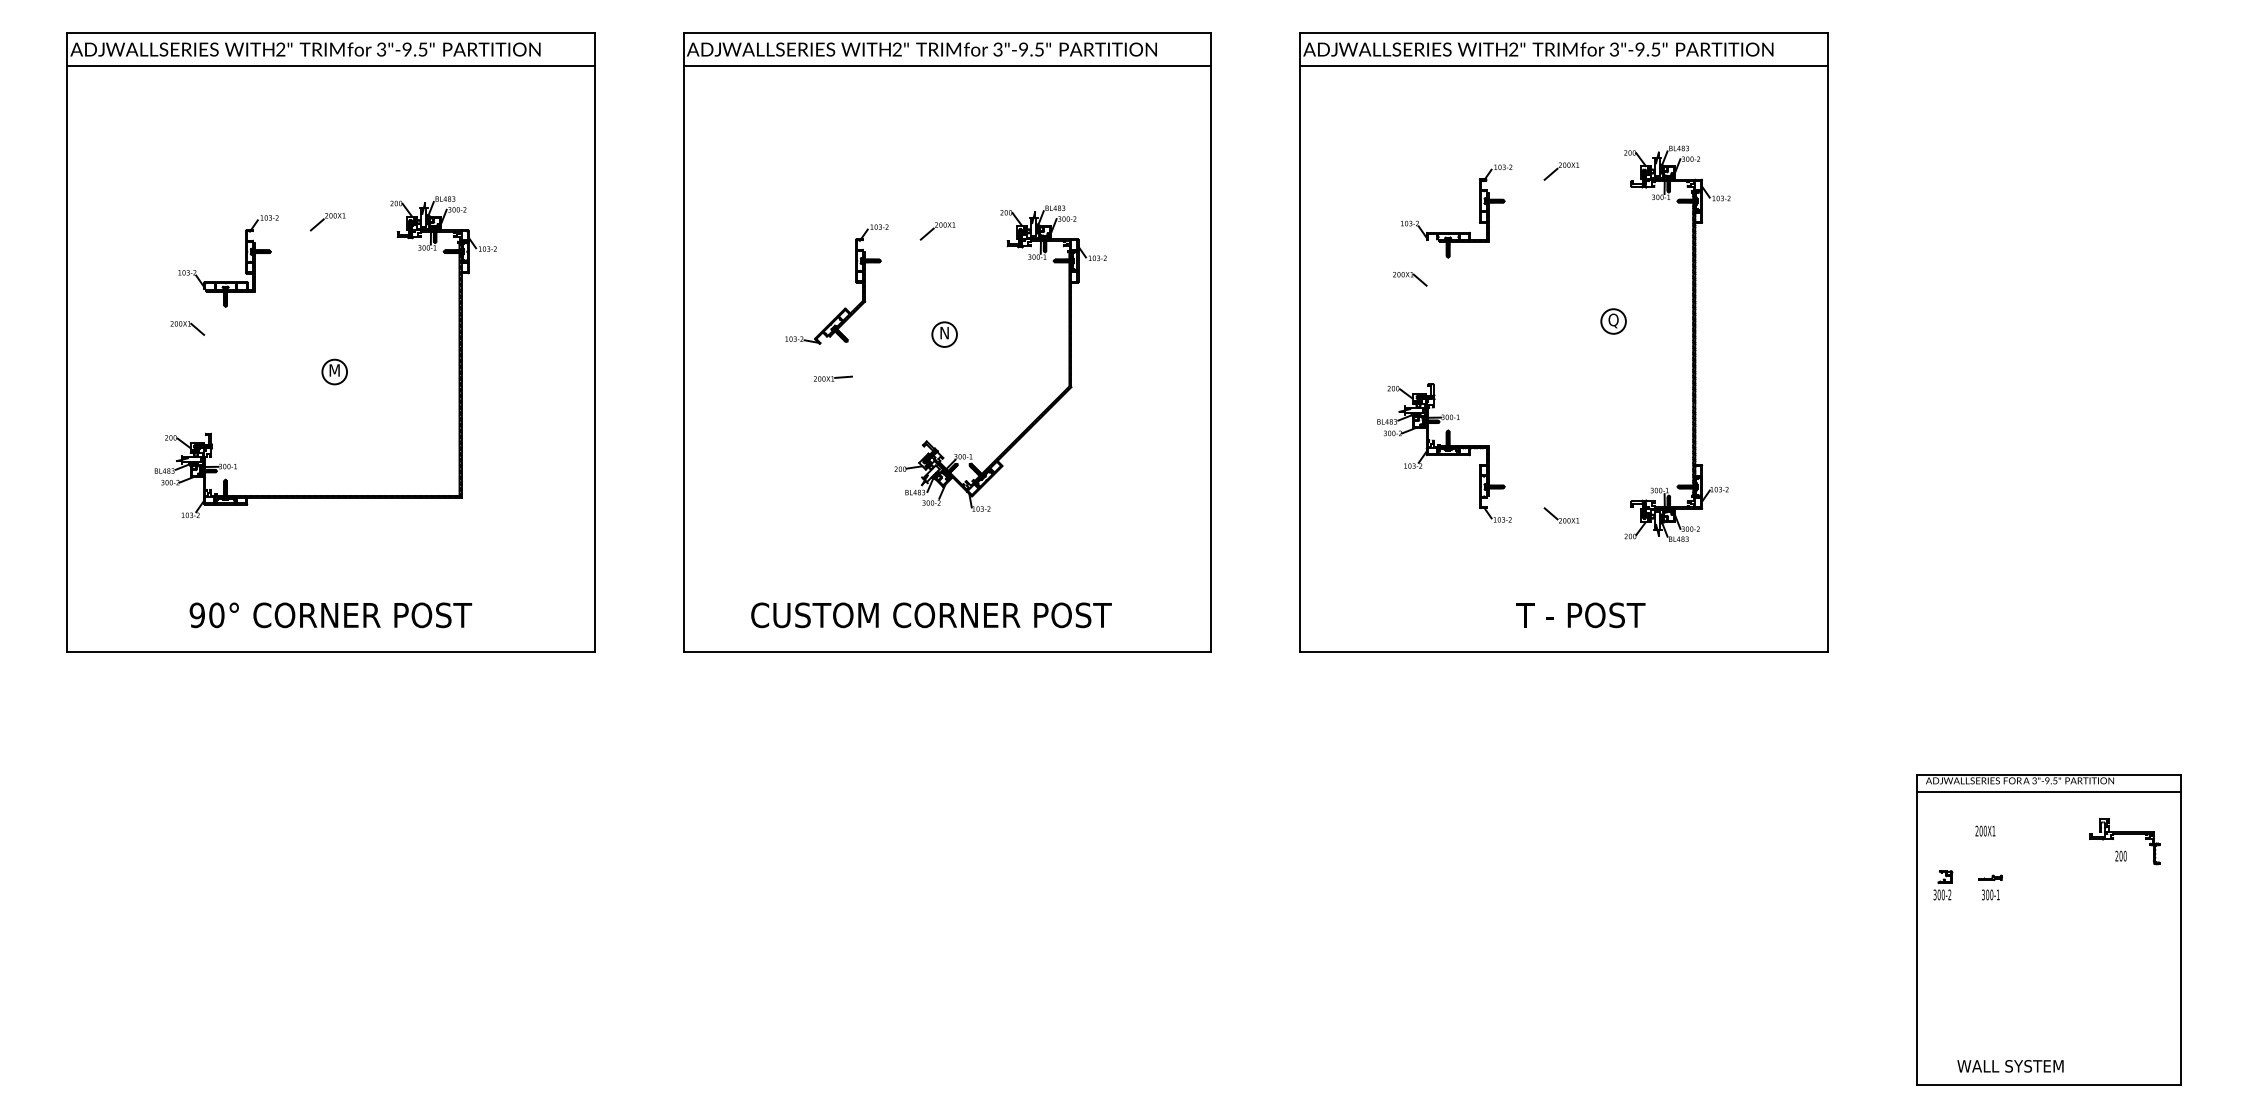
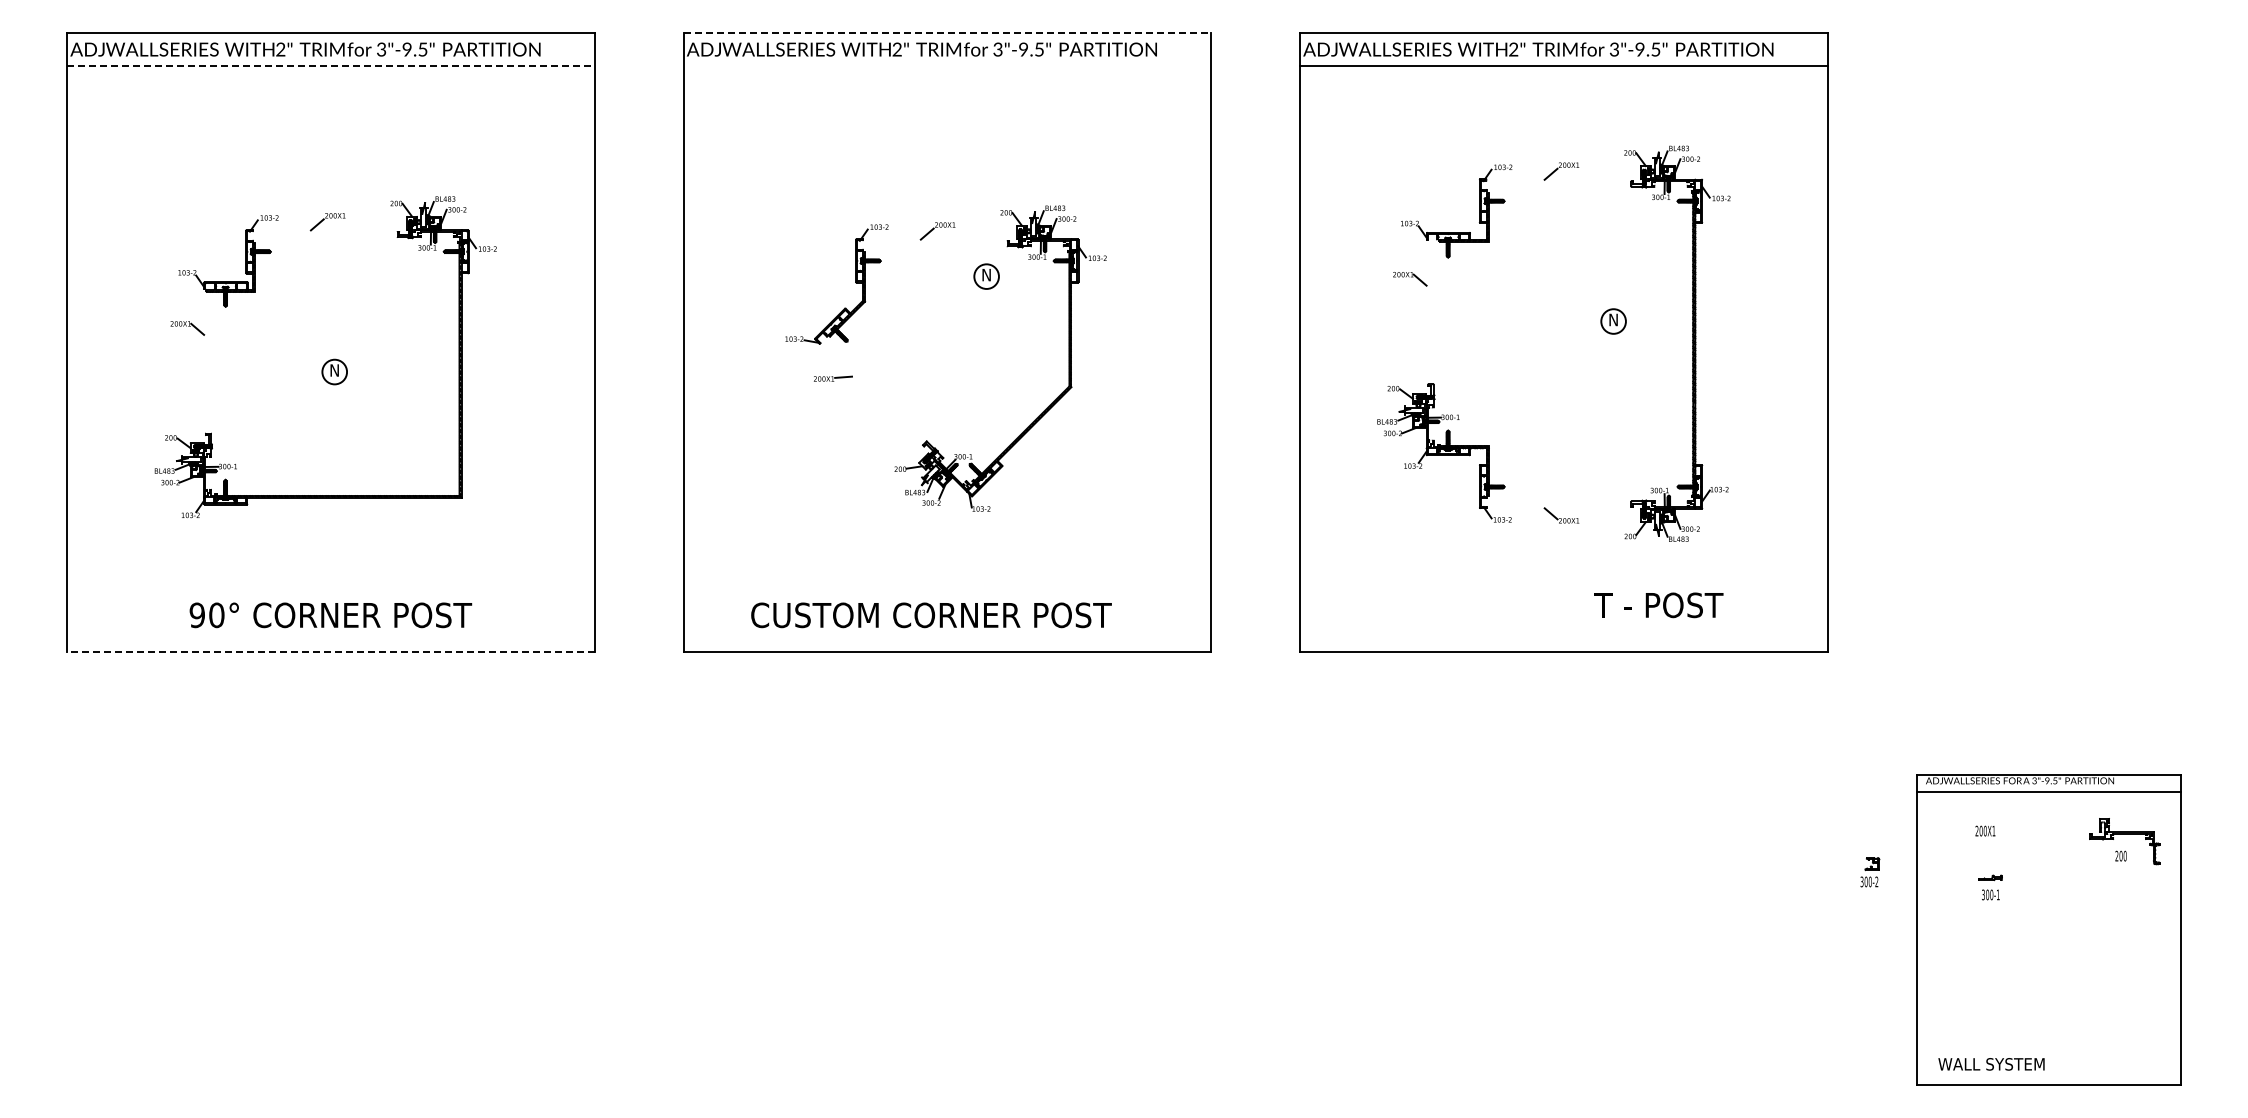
line: solid -> dashed (947, 33)
line: solid -> dashed (331, 66)
line: present -> none (947, 66)
text: Q -> N (1613, 320)
part position: (944, 334) -> (986, 276) (986, 276)
text: M -> N (334, 370)
text position: (1580, 615) -> (1658, 605) (1658, 605)
line: solid -> dashed (331, 651)
part position: (1943, 885) -> (1870, 872) (1870, 872)
text position: (2010, 1066) -> (1991, 1064) (1991, 1064)
